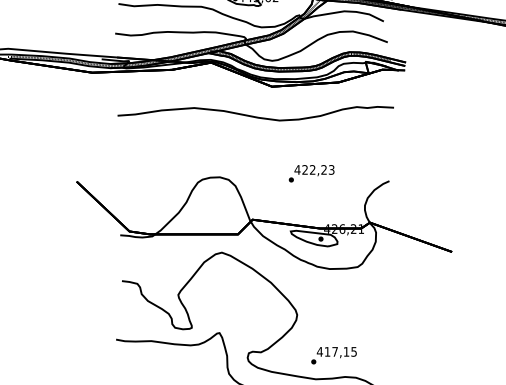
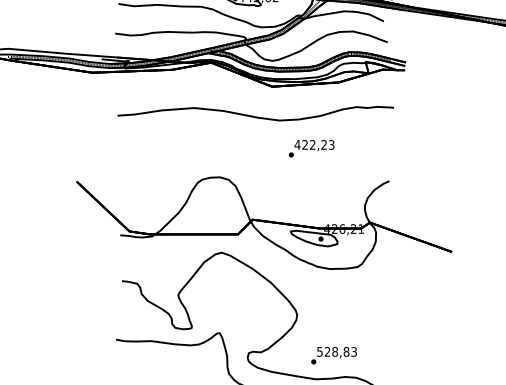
text position: (311, 173) -> (311, 148) (311, 148)
text: 417,15 -> 528,83 (336, 351)
